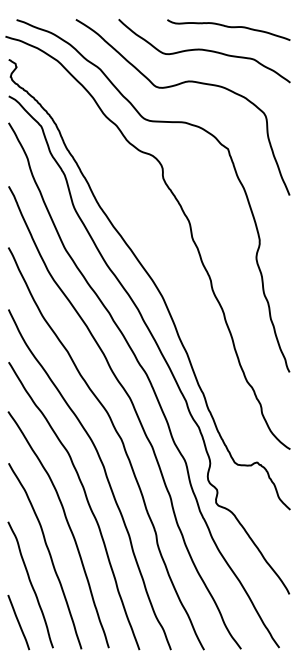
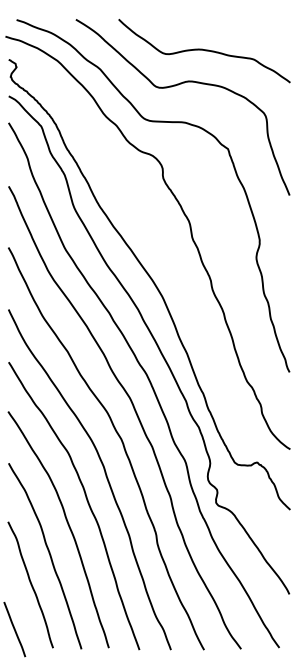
curve: present -> none (228, 27)
line position: (18, 622) -> (14, 629) (14, 629)
